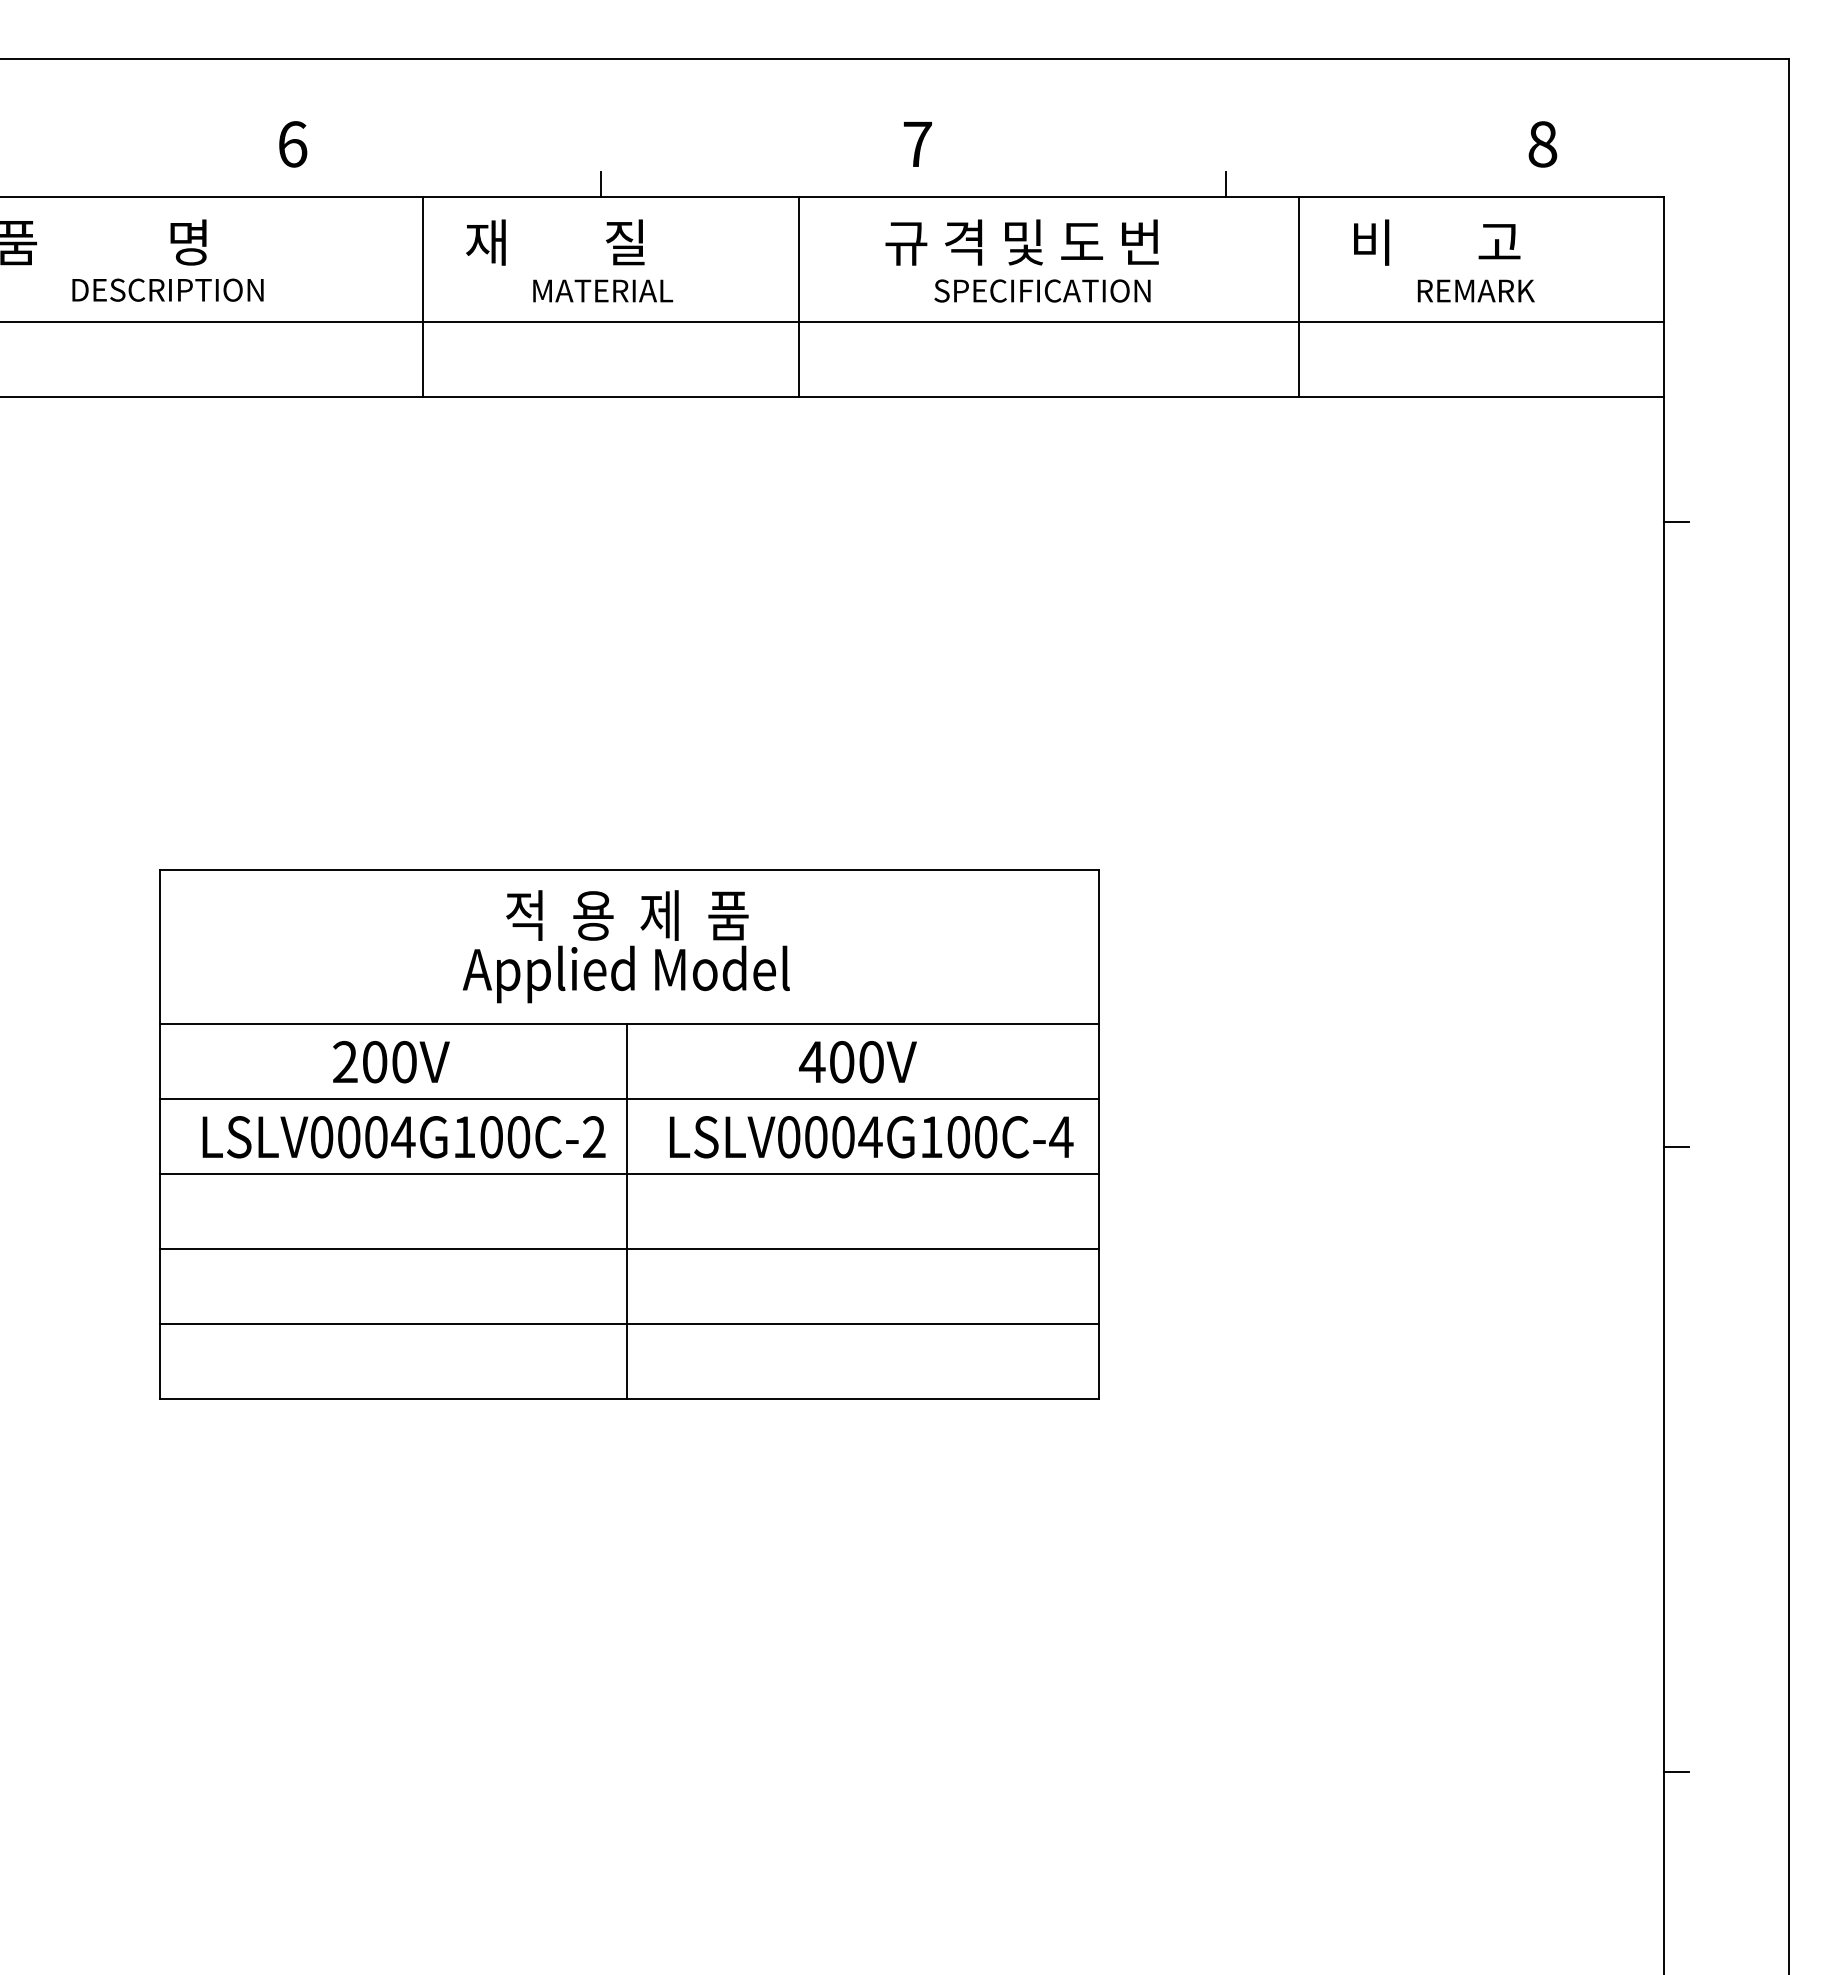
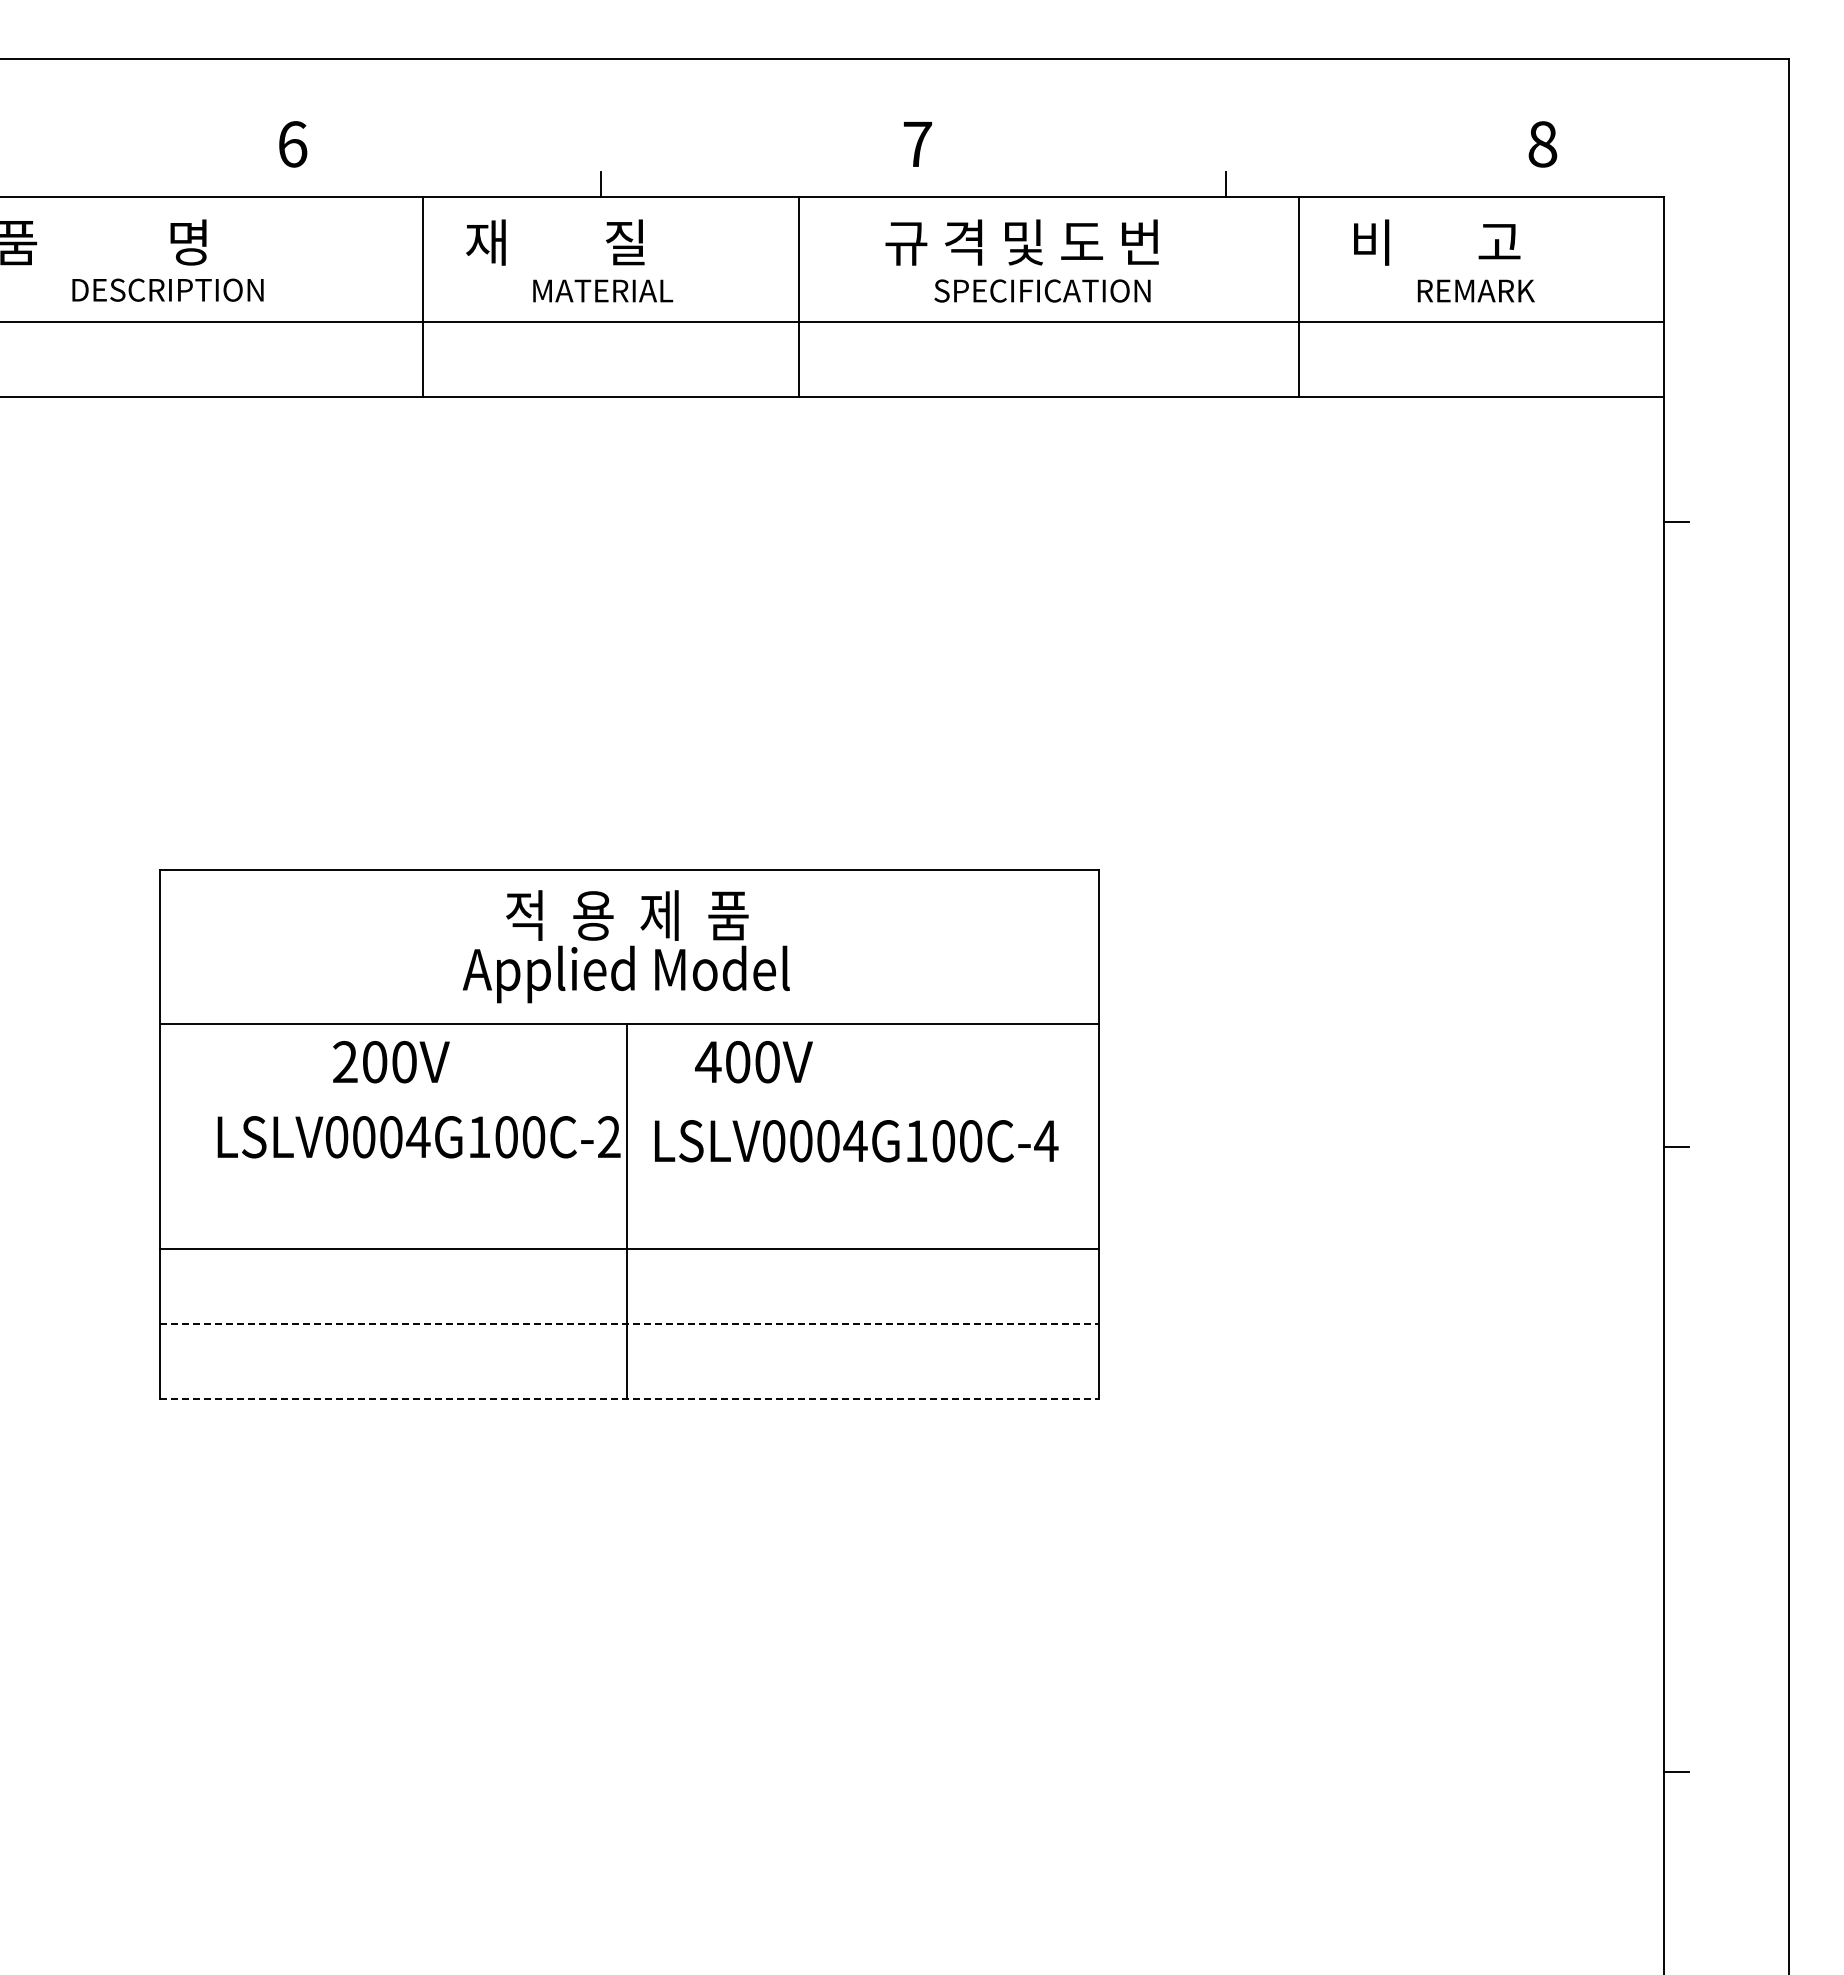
text position: (857, 1062) -> (753, 1062) (753, 1062)
line: present -> none (629, 1098)
text position: (403, 1137) -> (418, 1137) (418, 1137)
text position: (871, 1137) -> (856, 1141) (856, 1141)
line: present -> none (629, 1173)
line: solid -> dashed (630, 1323)
line: solid -> dashed (630, 1398)
